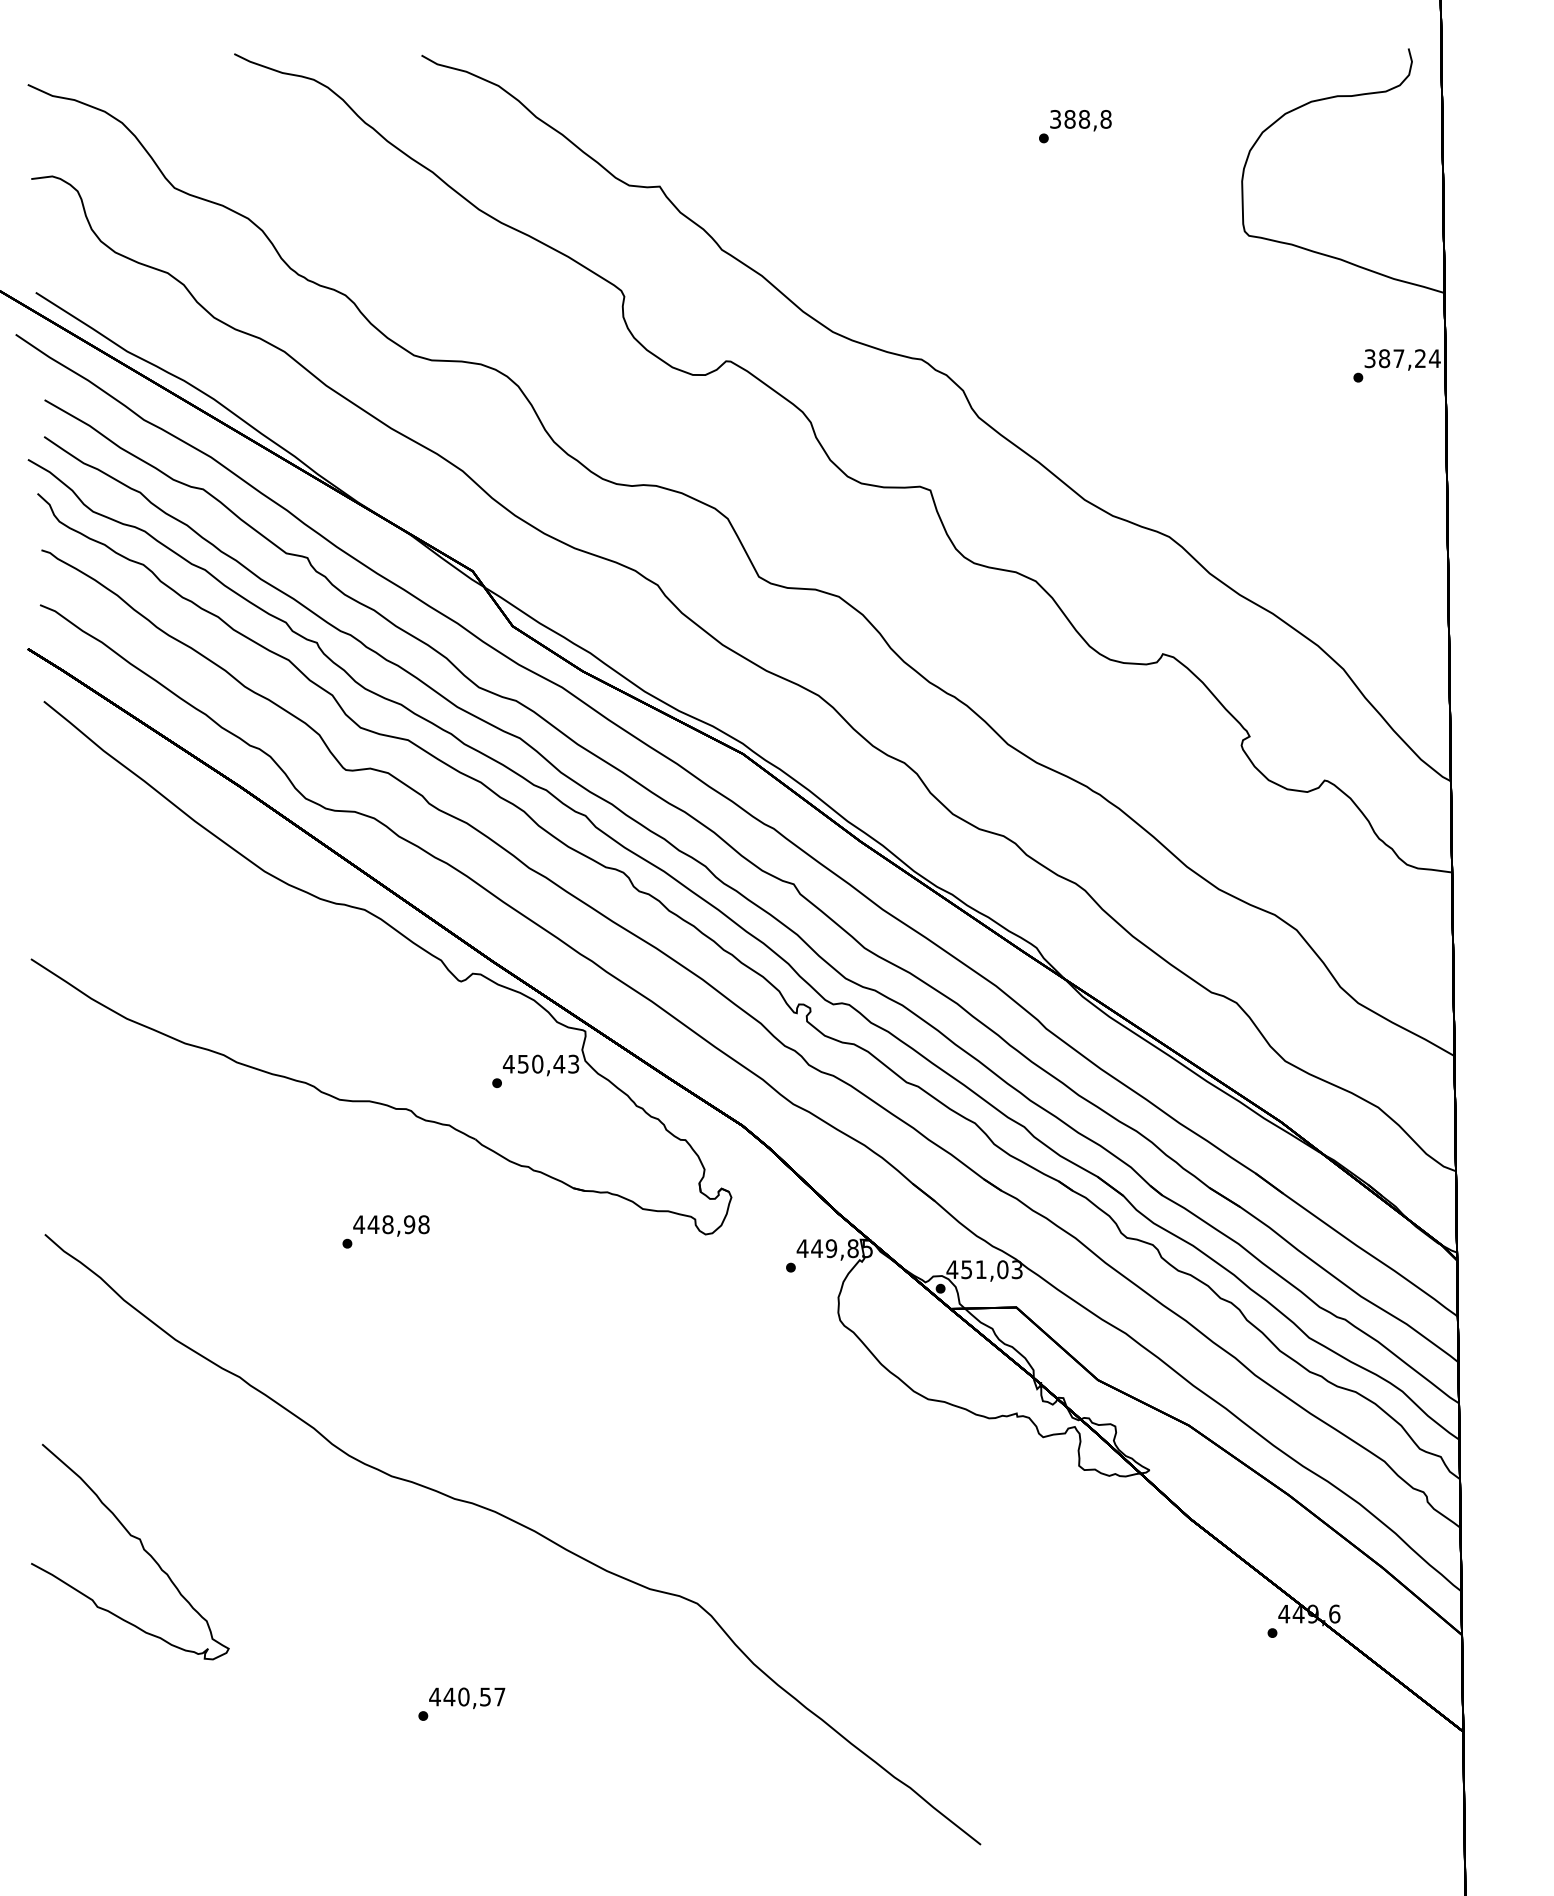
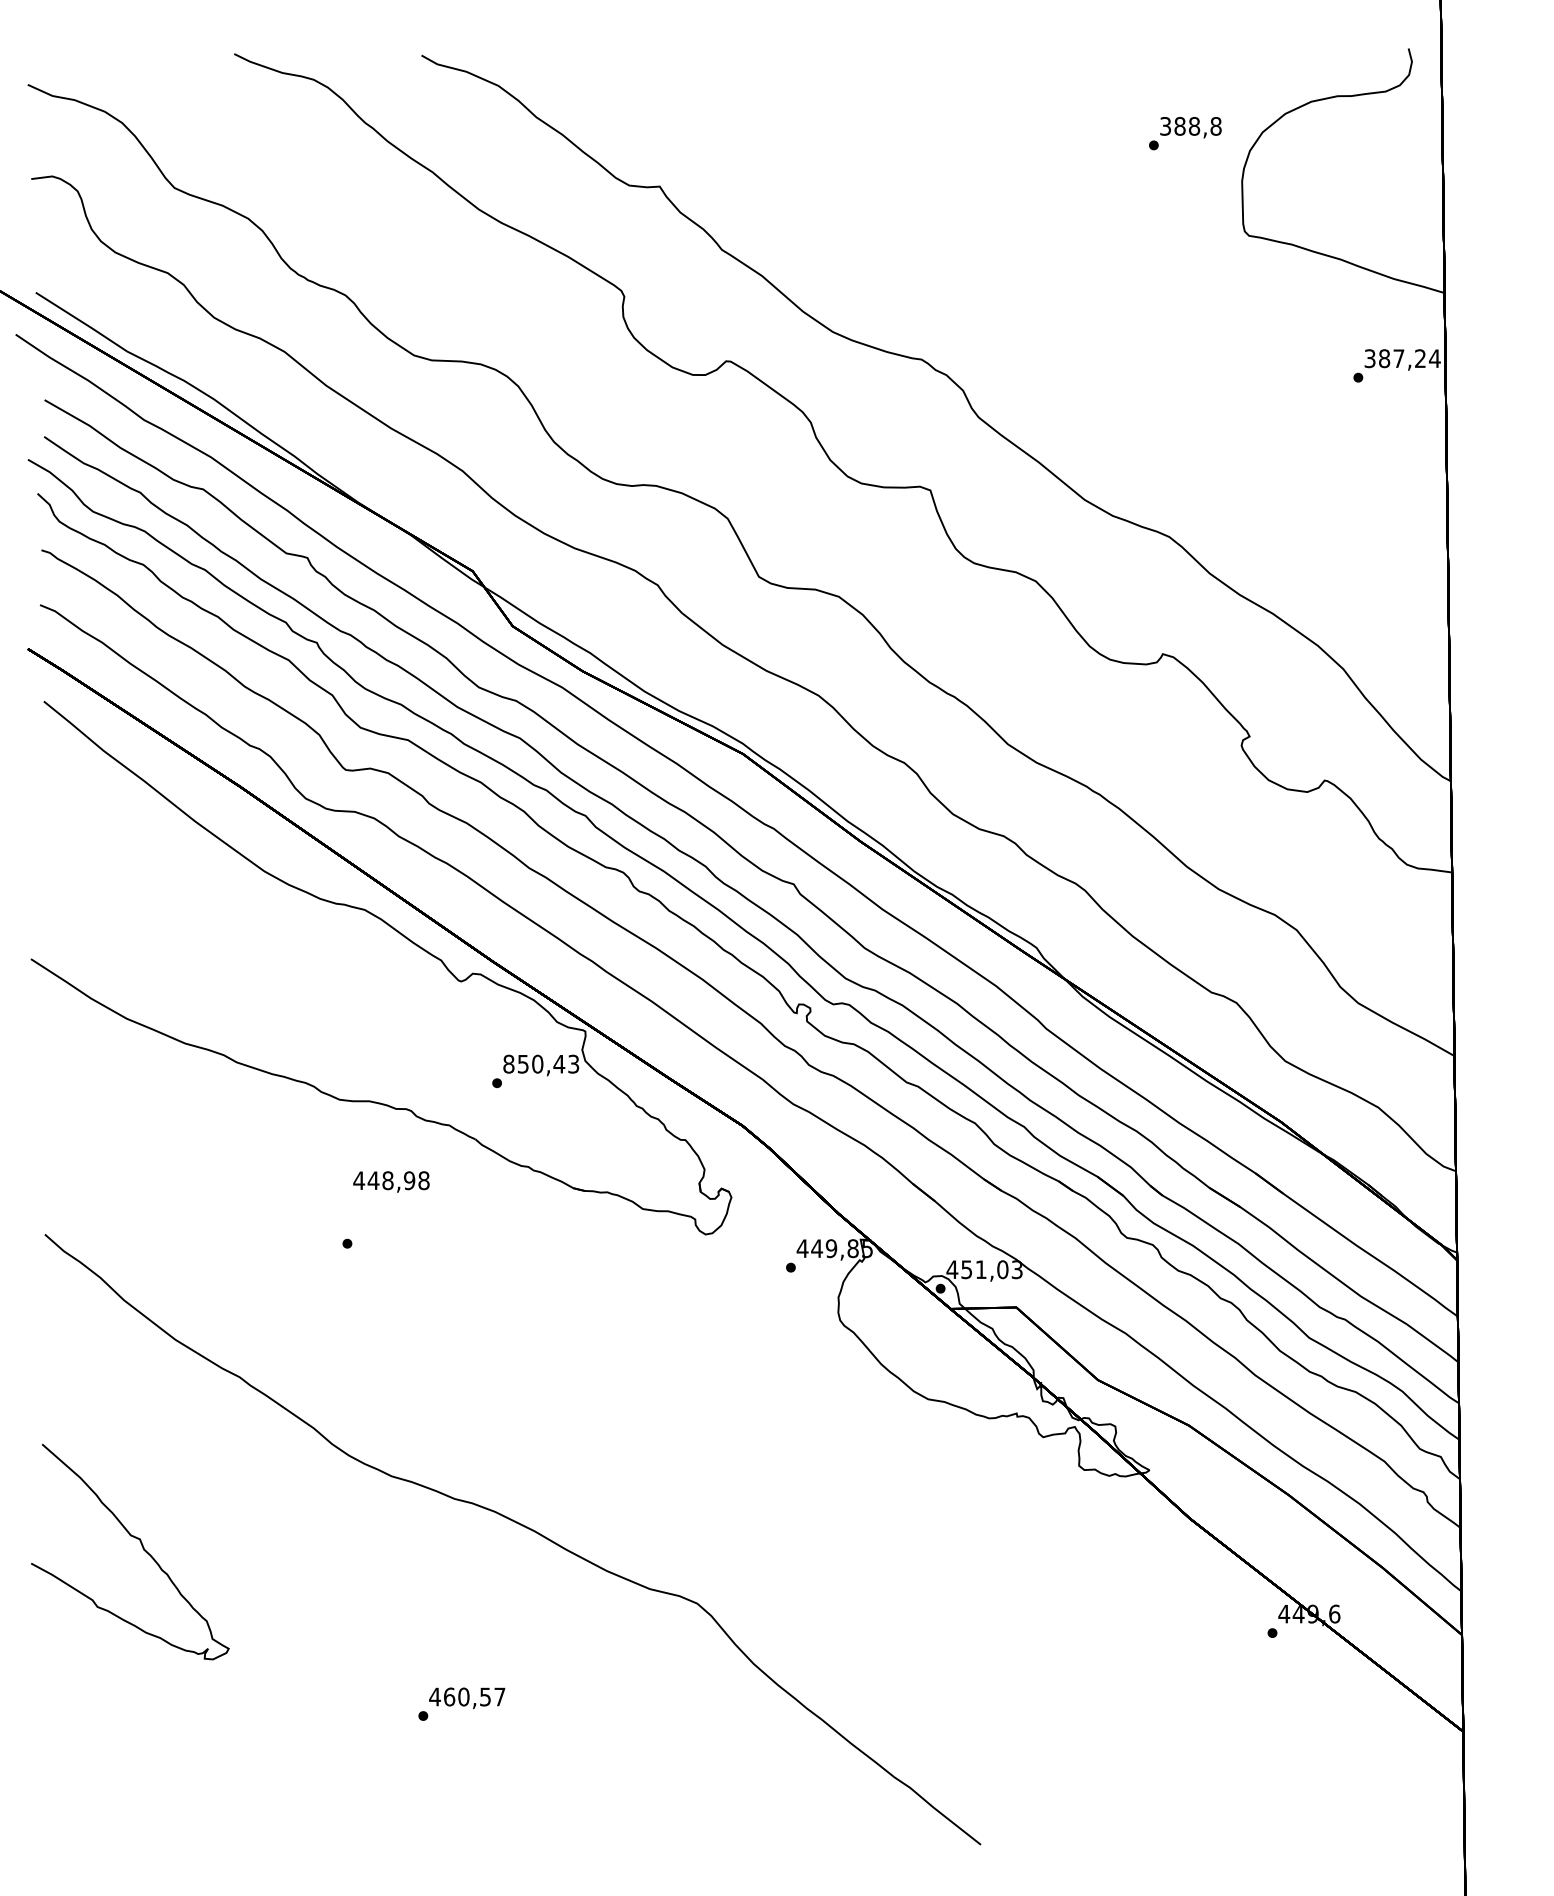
text position: (1075, 126) -> (1185, 133) (1185, 133)
text: 450,43 -> 850,43 (508, 1063)
text position: (391, 1225) -> (391, 1181) (391, 1181)
text: 440,57 -> 460,57 (449, 1696)
